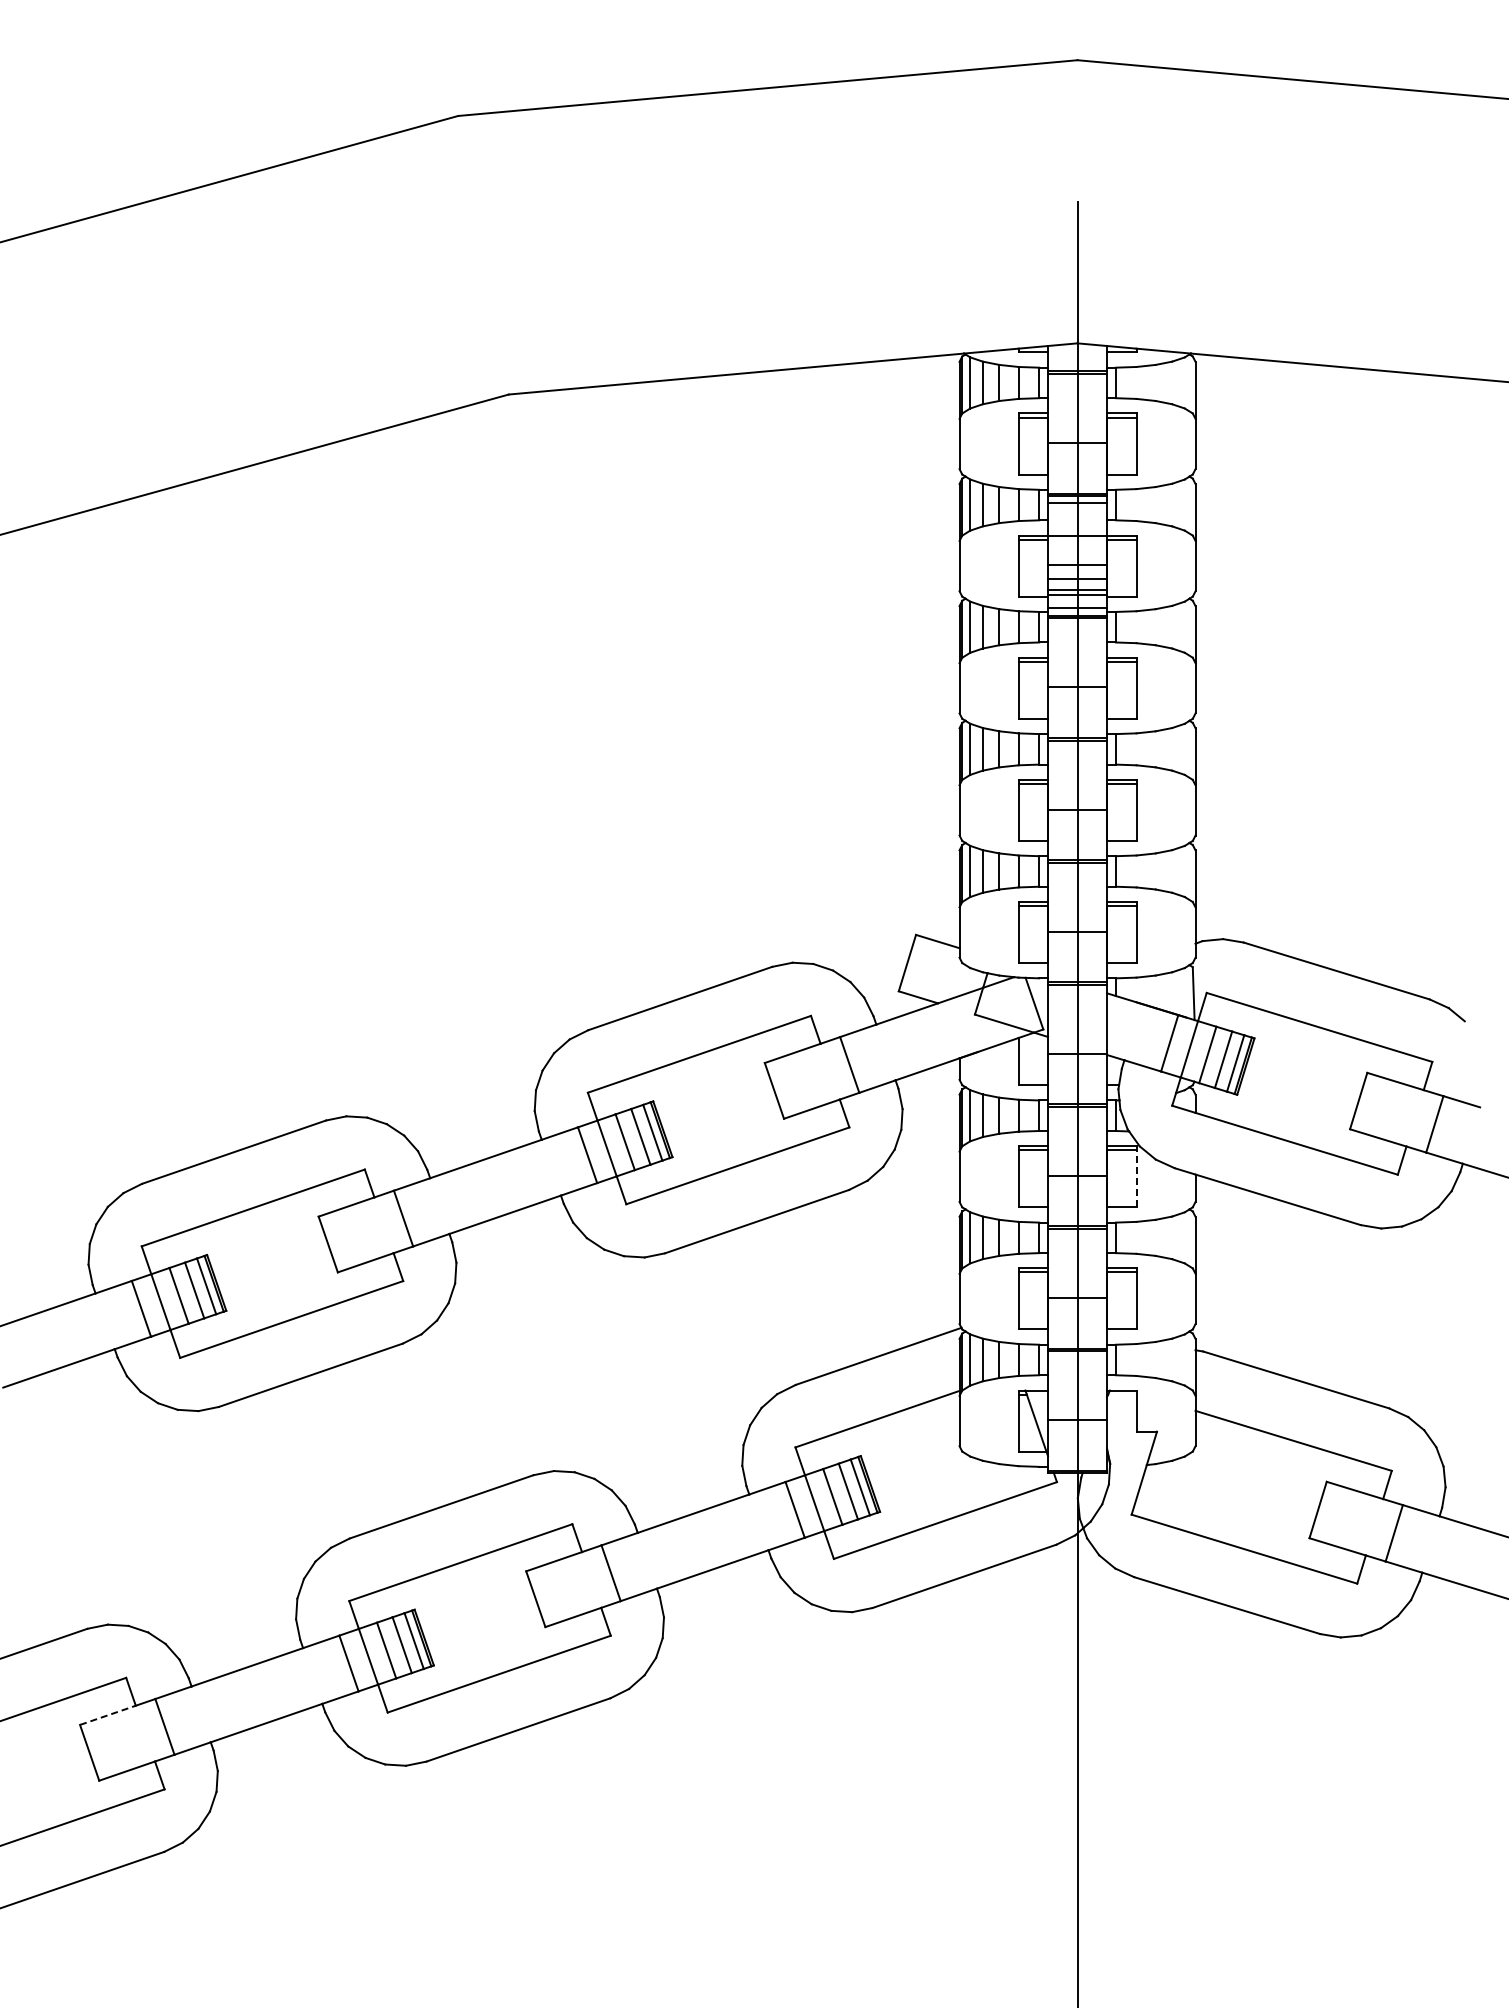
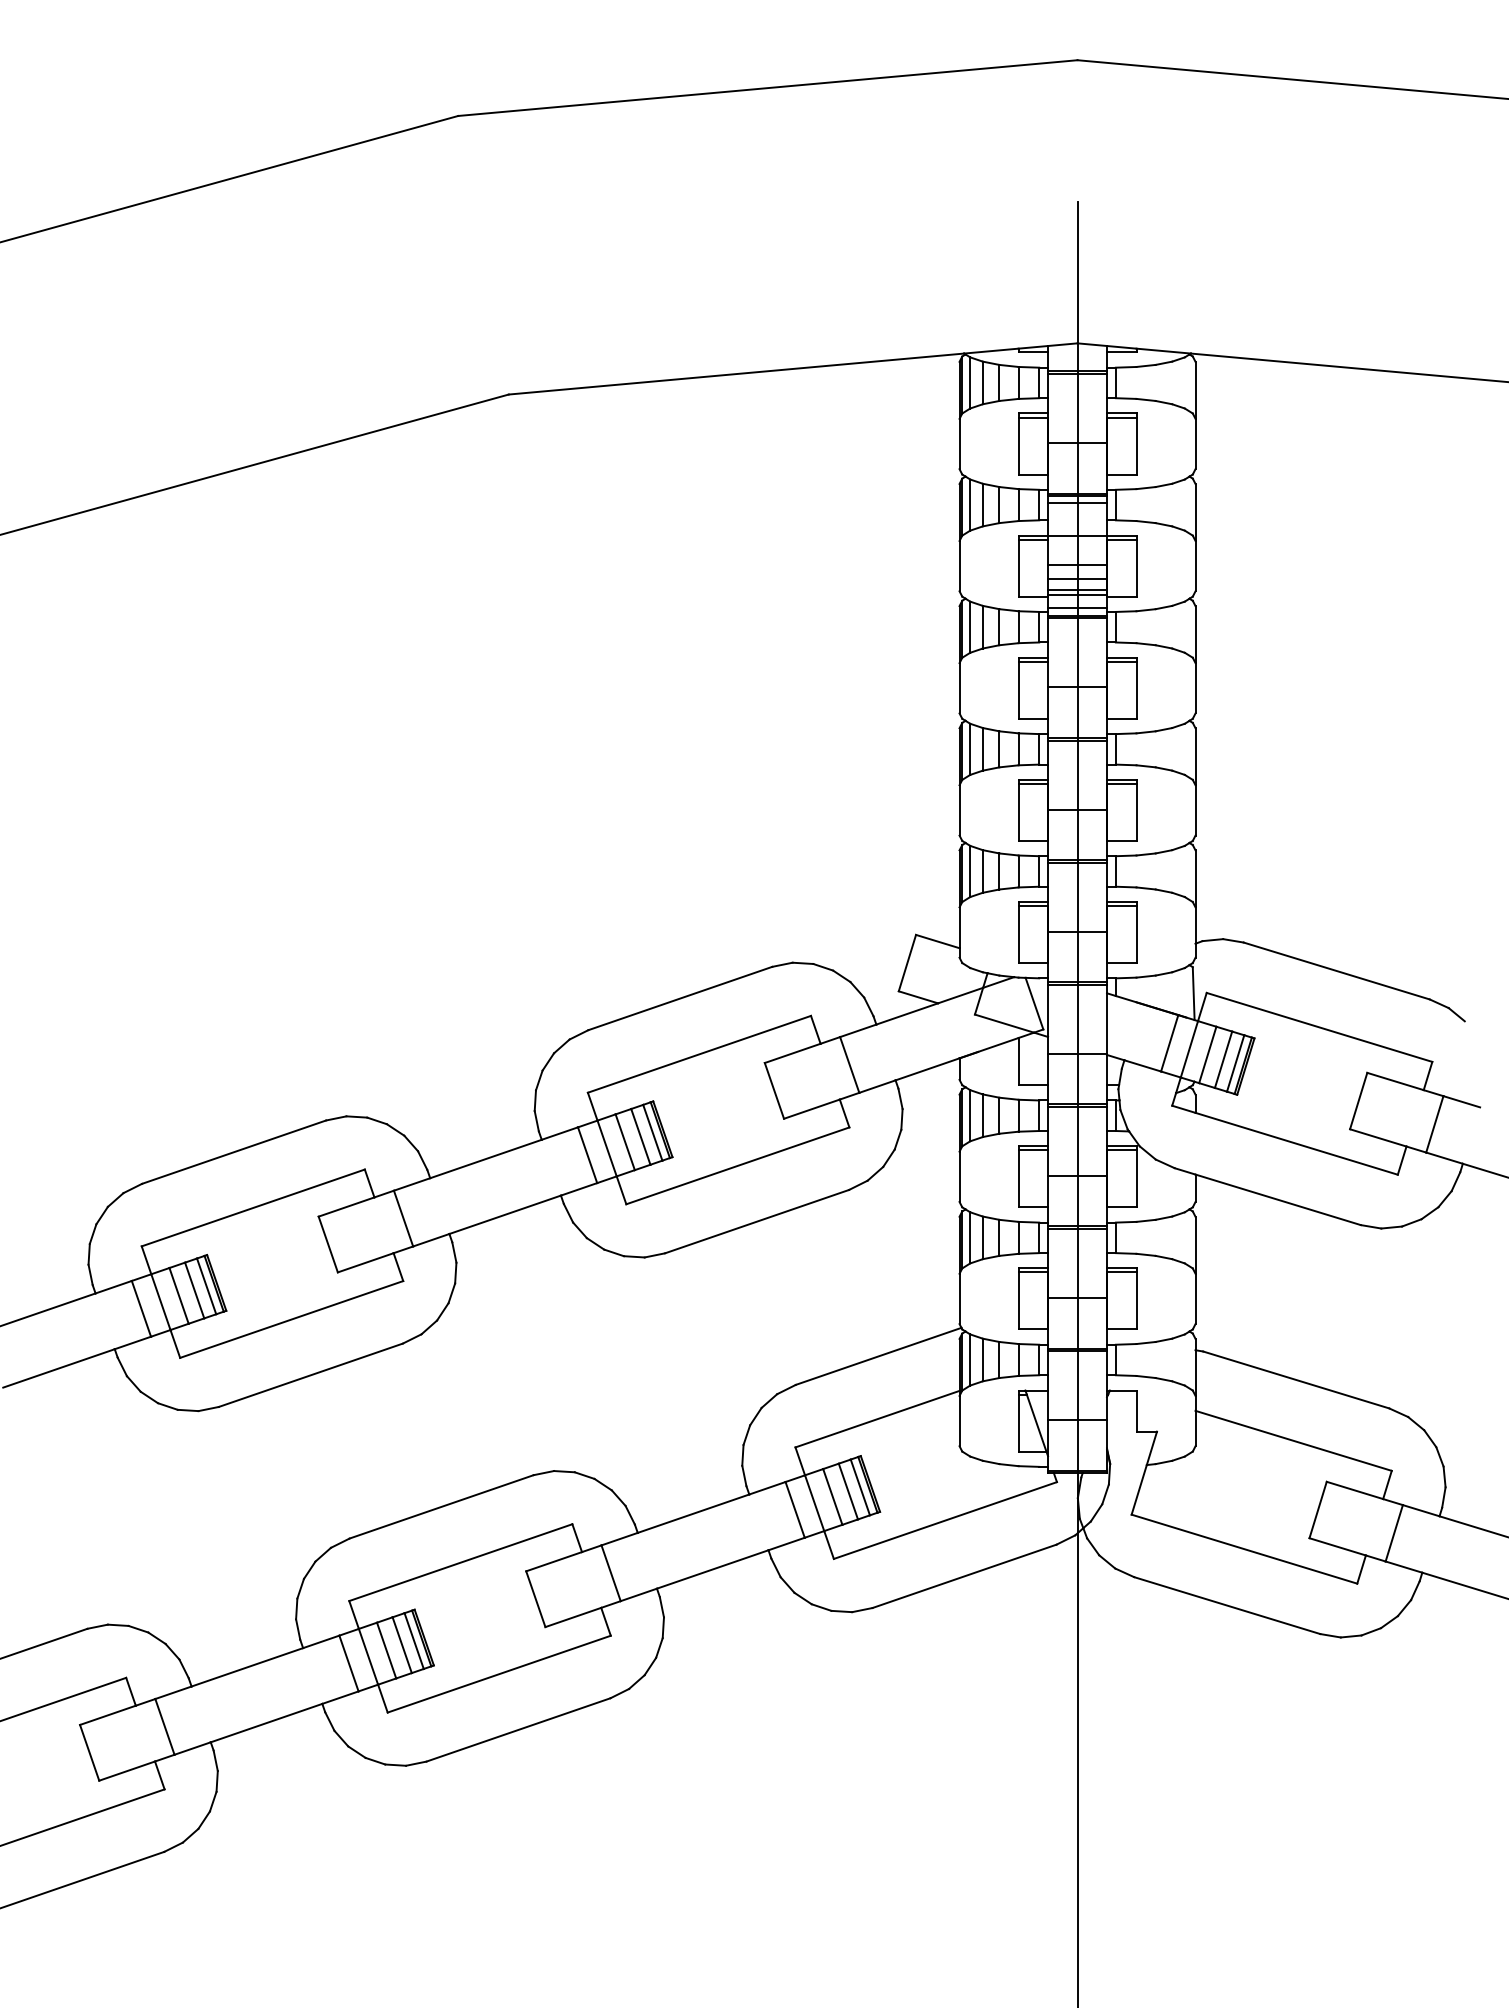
line: dashed -> solid (1136, 1178)
line: dashed -> solid (108, 1715)
